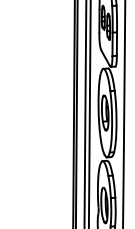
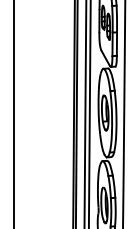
line: none -> present (13, 113)
